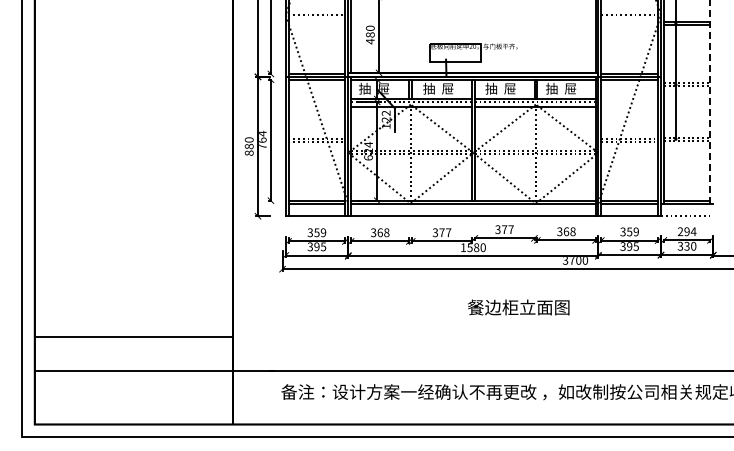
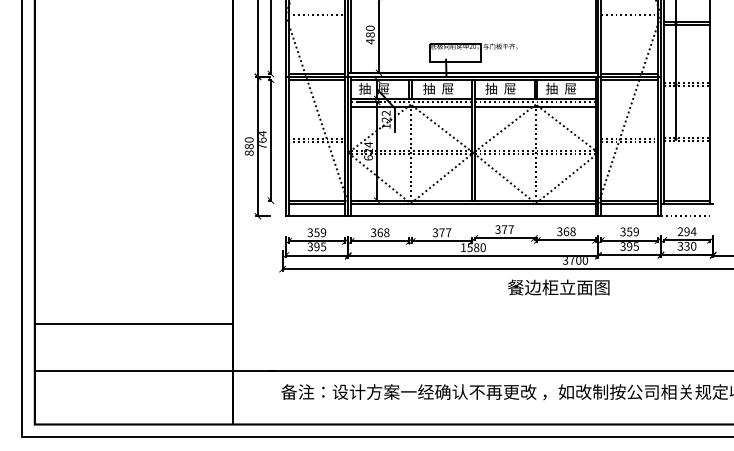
line: dashed -> solid (710, 101)
text position: (518, 307) -> (558, 287) (558, 287)
line position: (133, 337) -> (133, 324) (133, 324)
